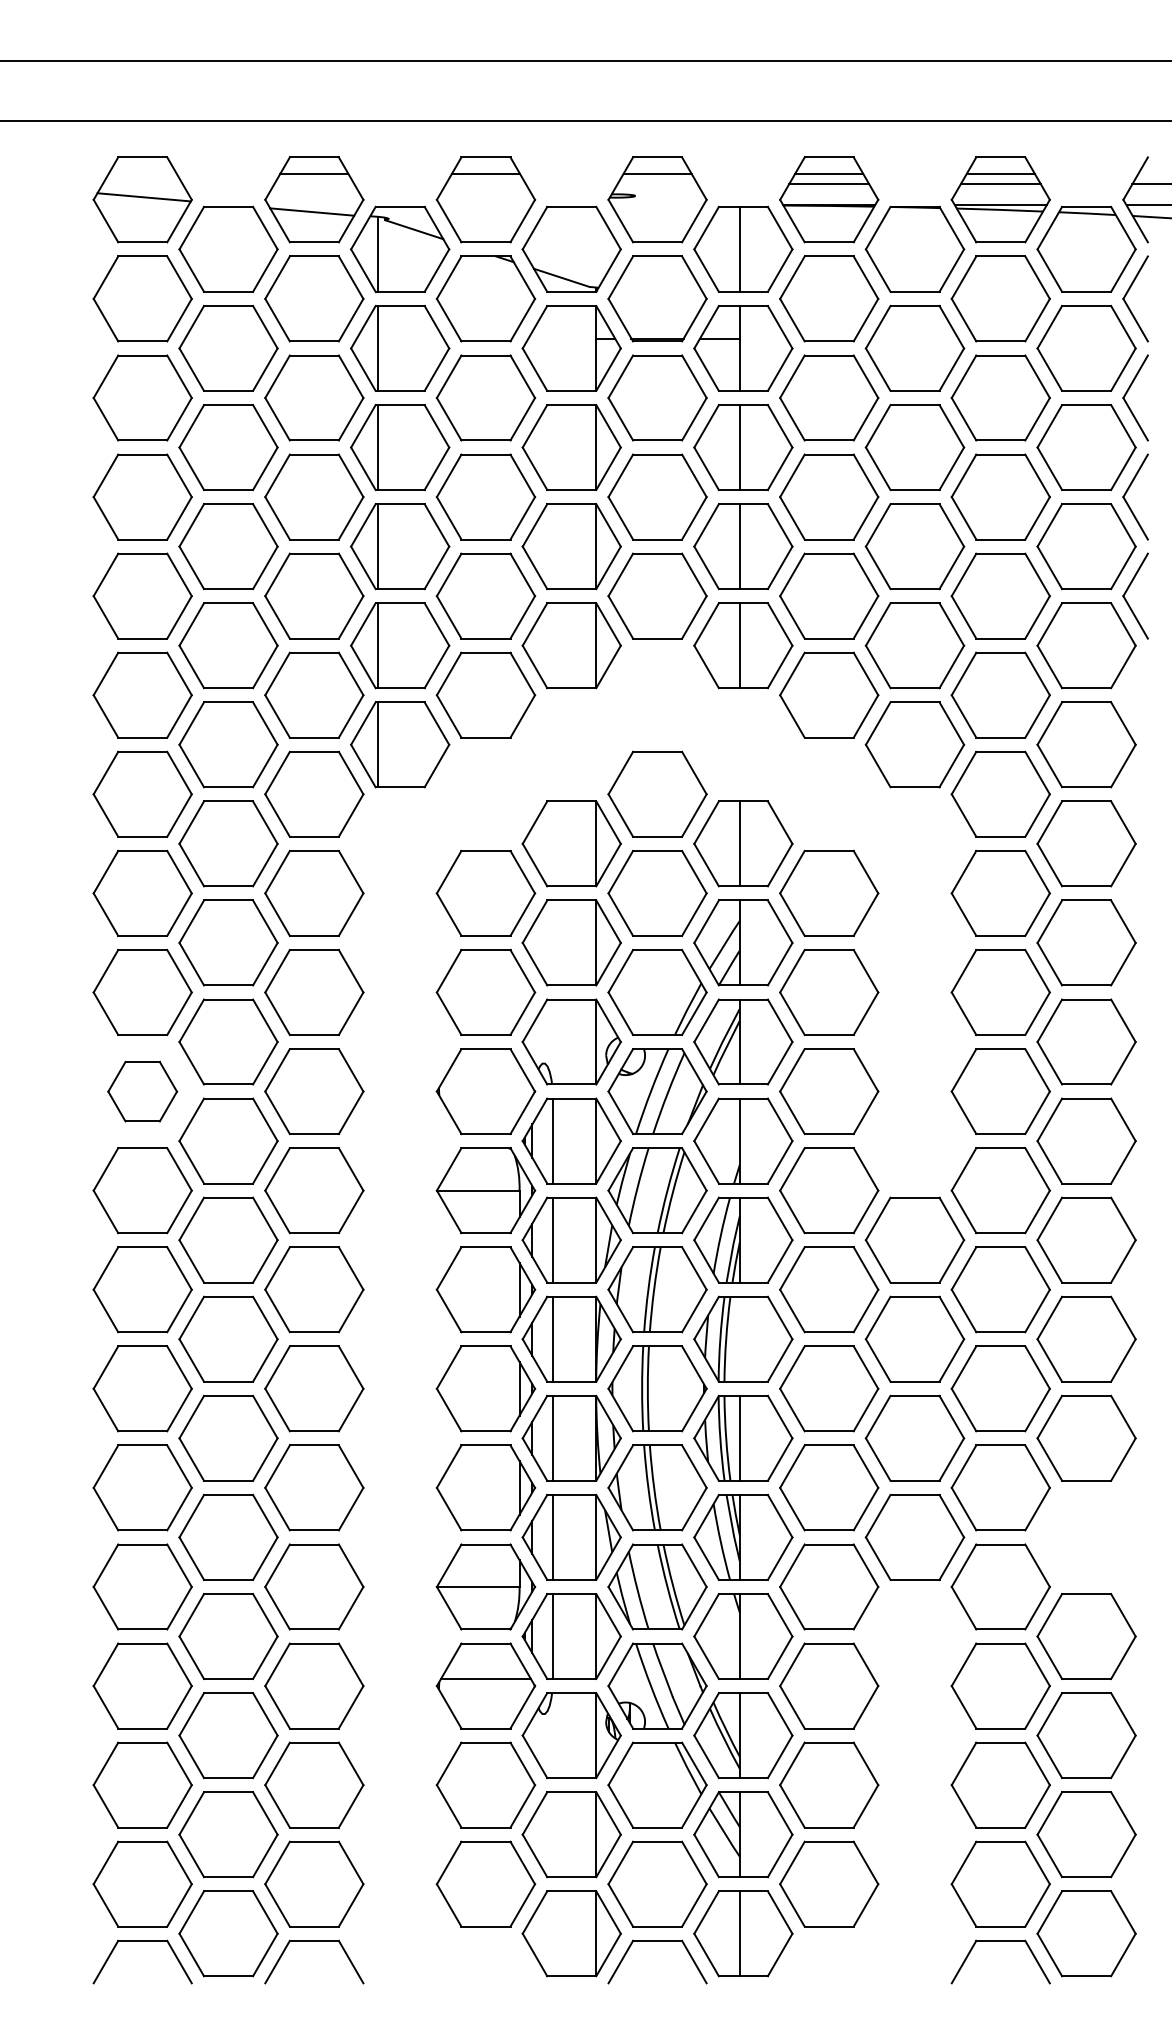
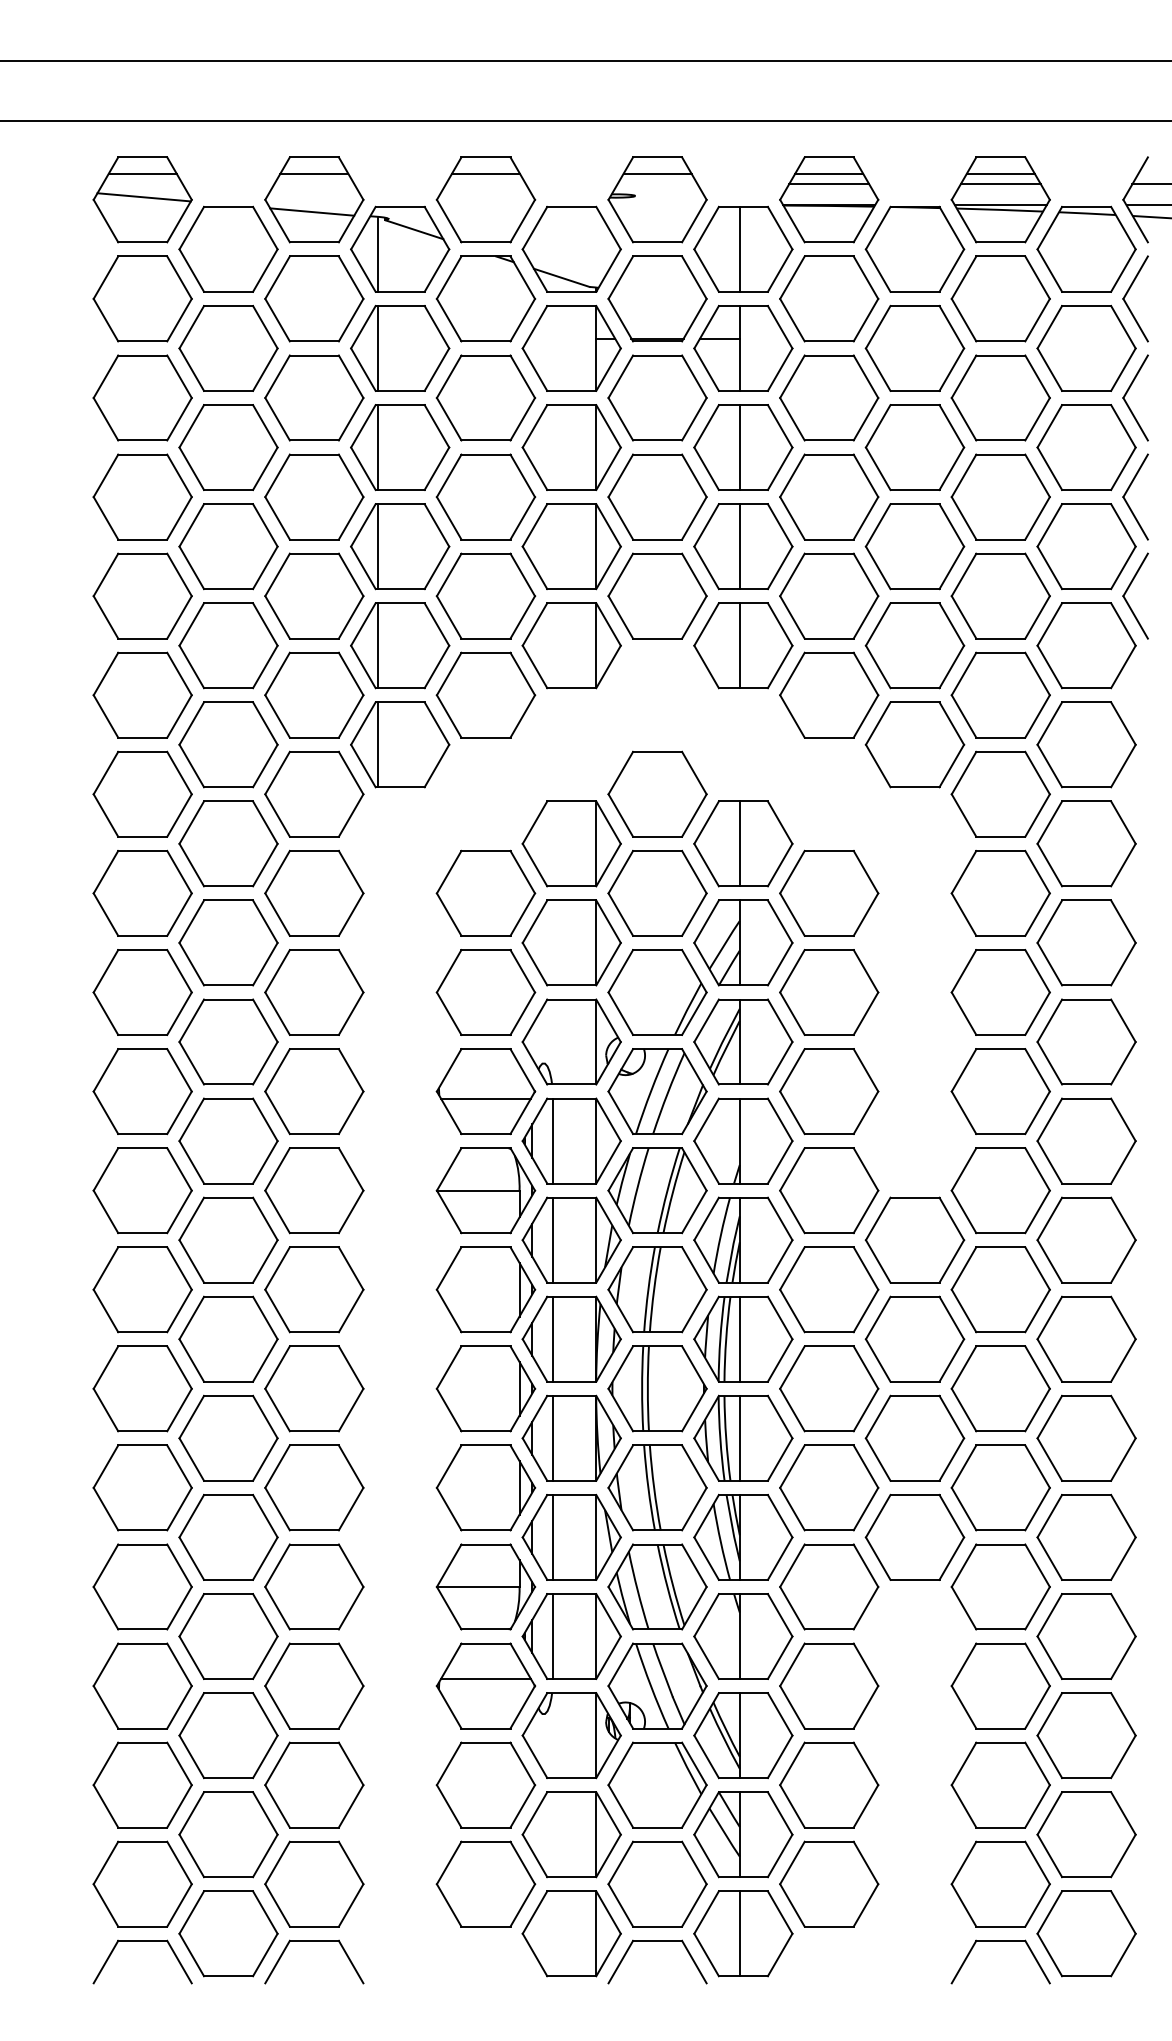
line: none -> present (142, 173)
part size: 72x63 px -> 101x88 px (142, 1091)
line: none -> present (485, 1098)
line: none -> present (739, 1338)
part: none -> present (1086, 1536)
